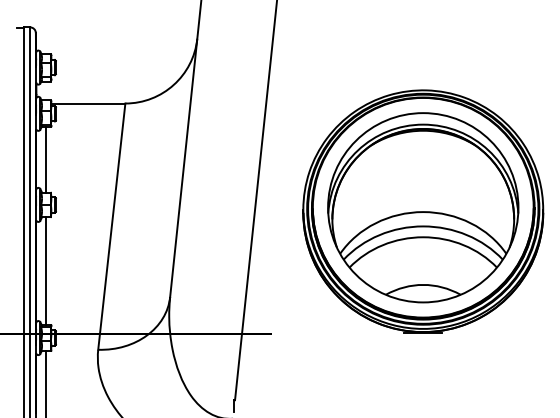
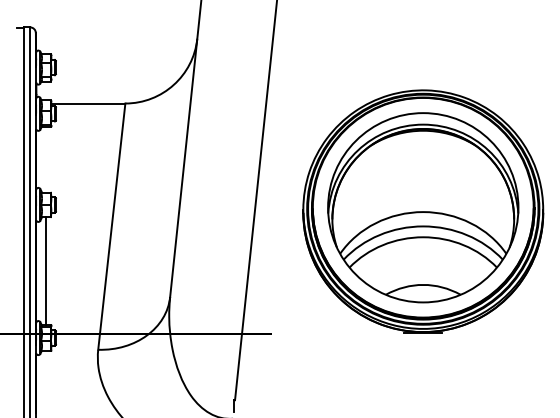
line: present -> none (45, 159)
line: present -> none (45, 382)
